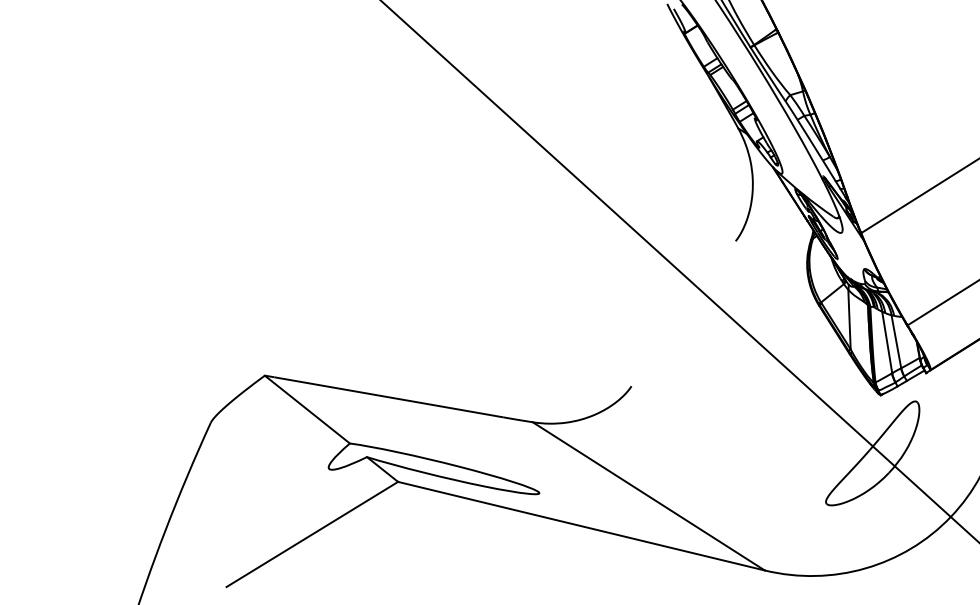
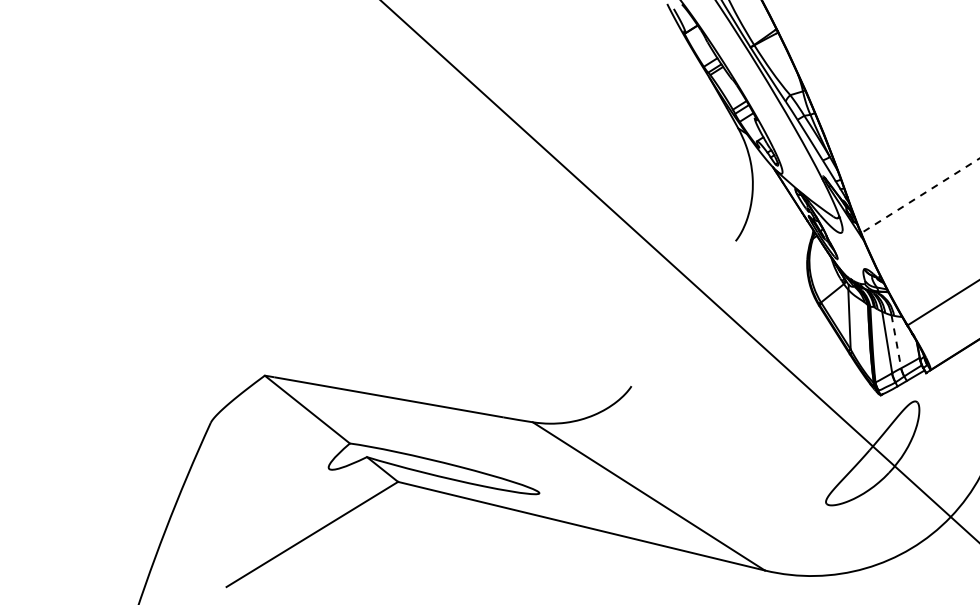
line: solid -> dashed (920, 195)
line: solid -> dashed (896, 341)
